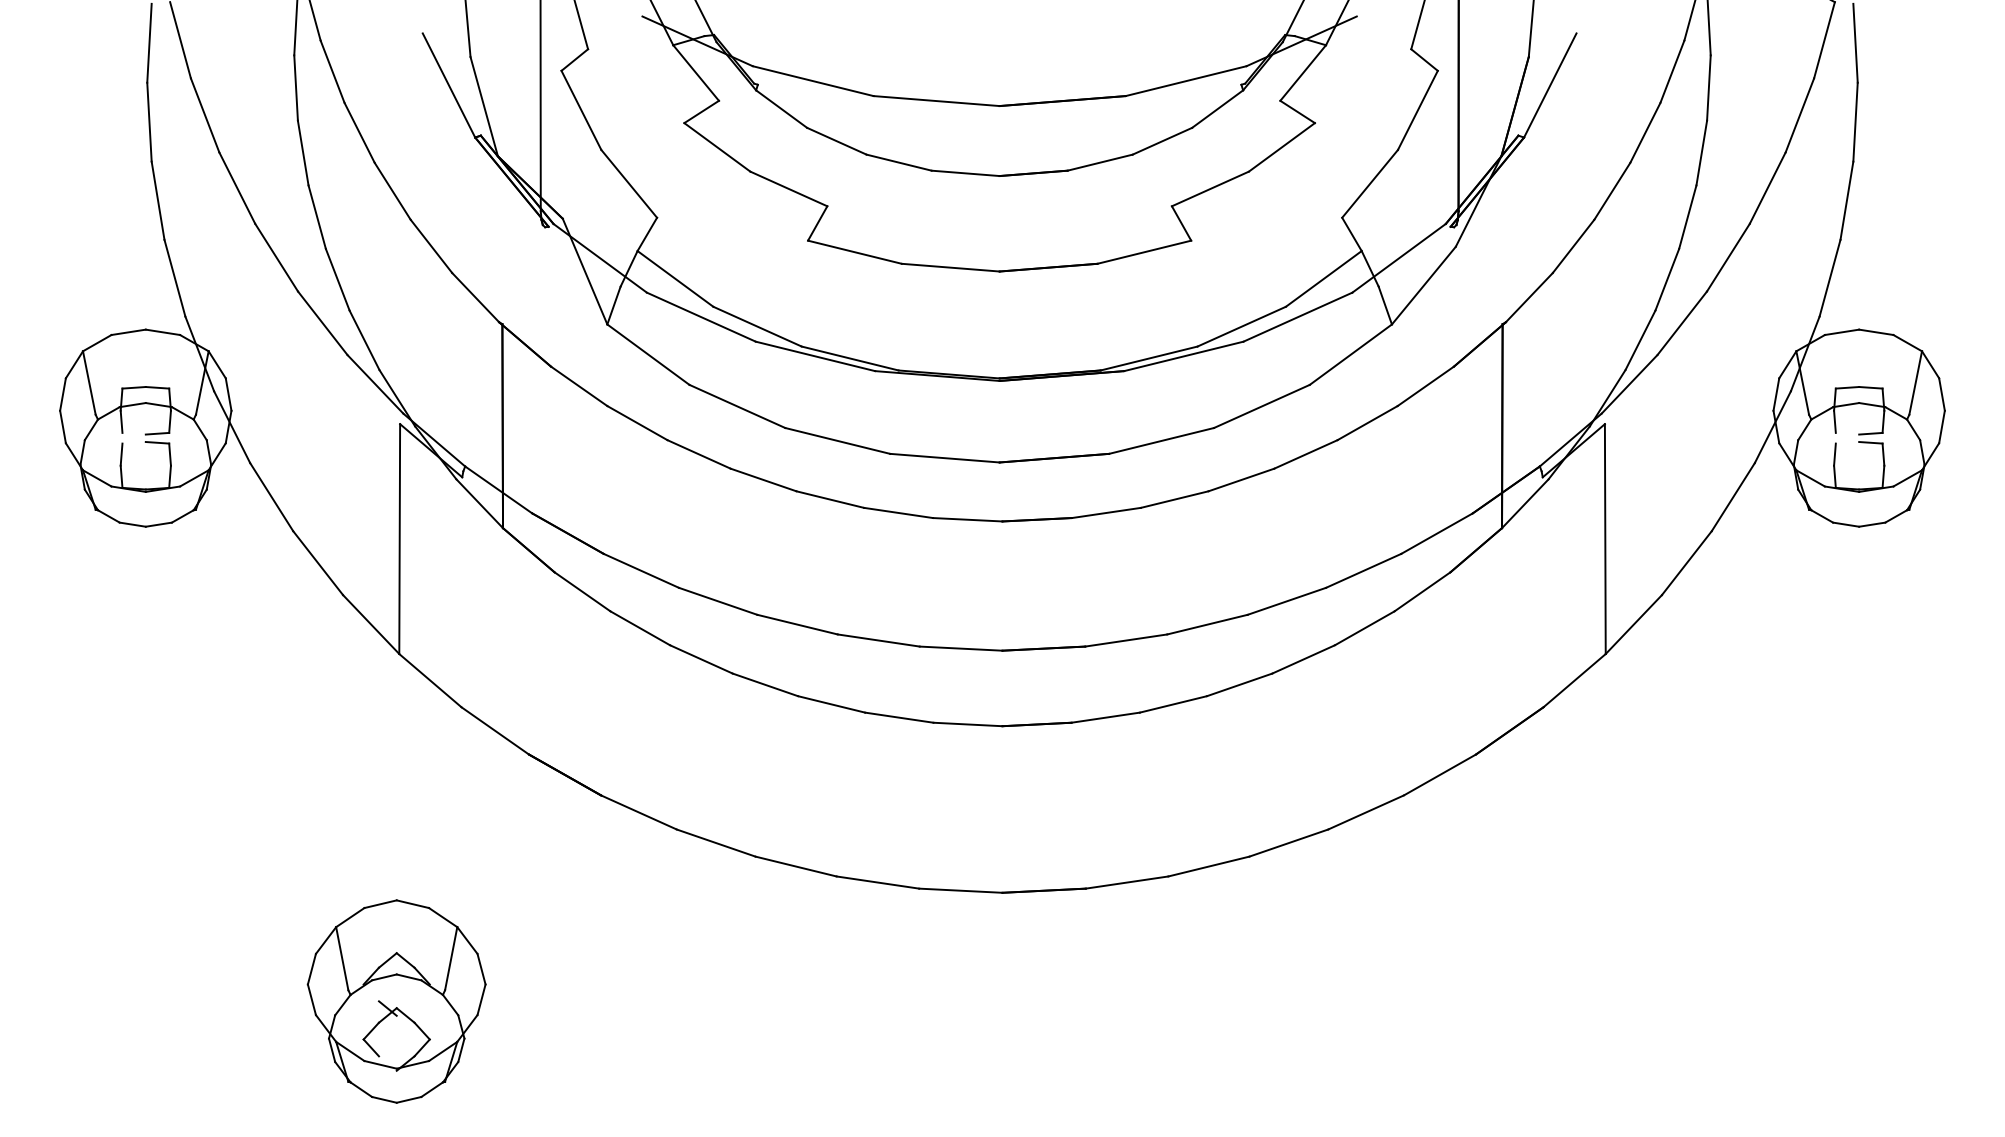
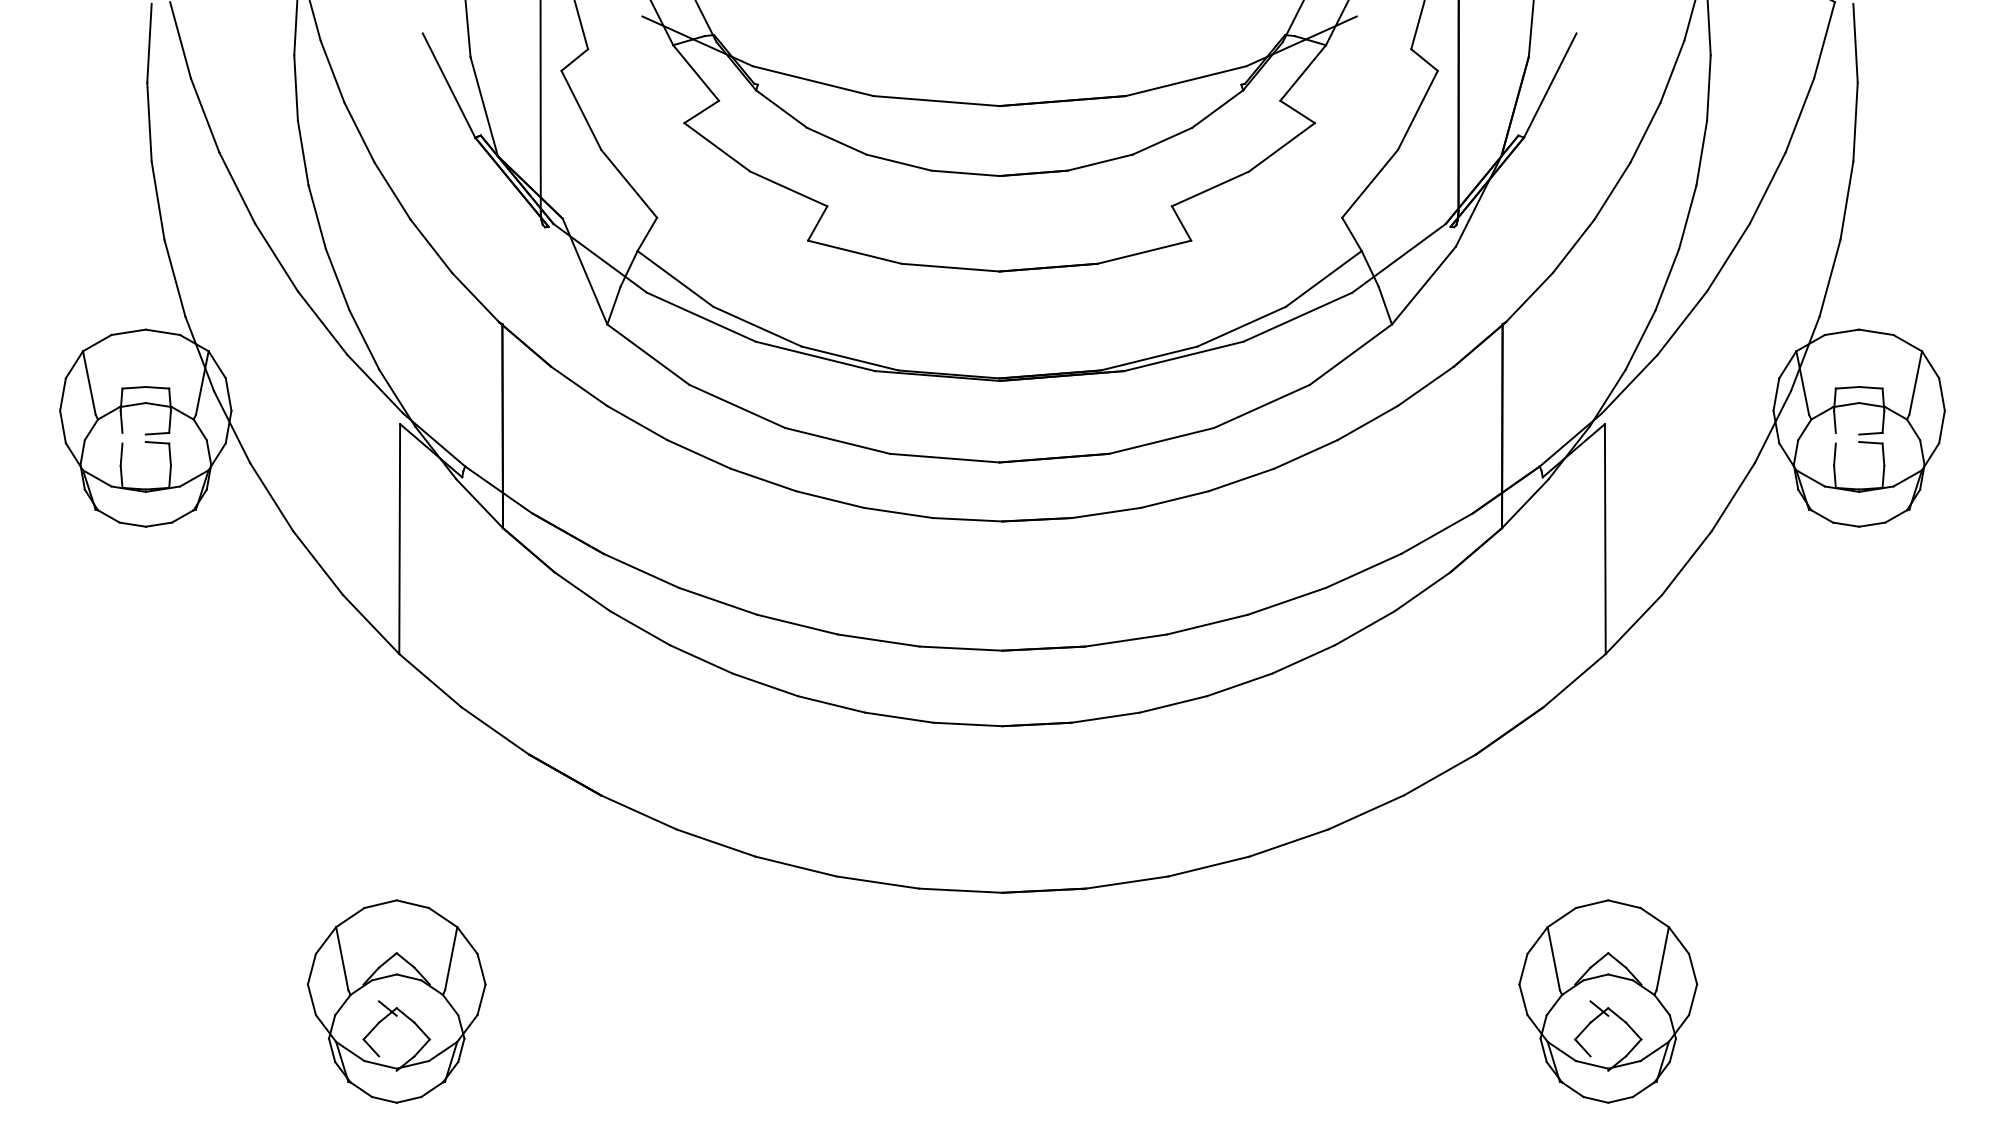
part: none -> present (1608, 1001)
